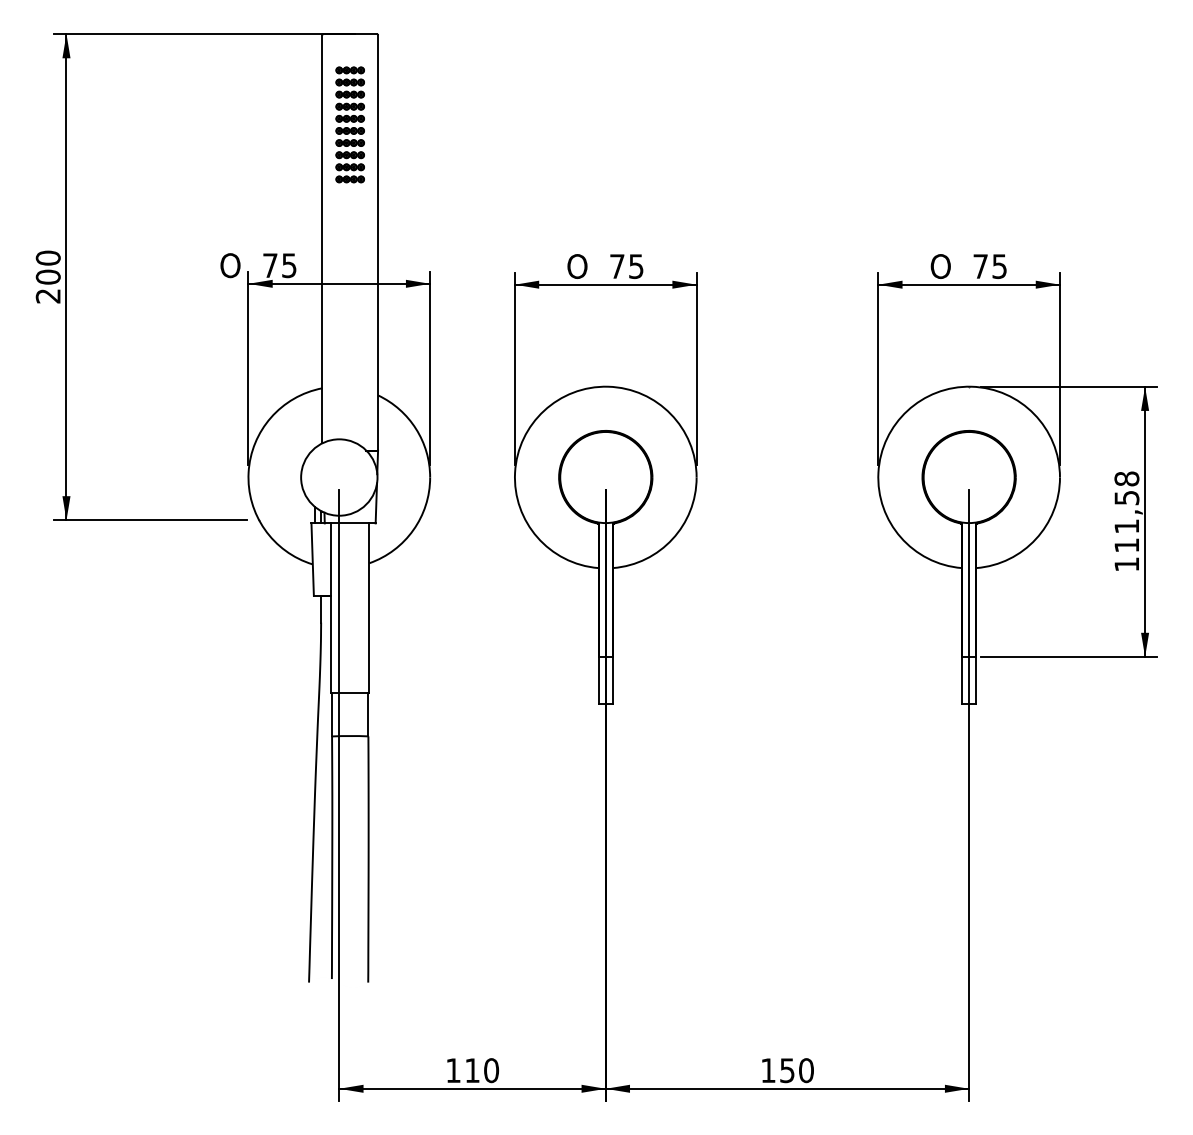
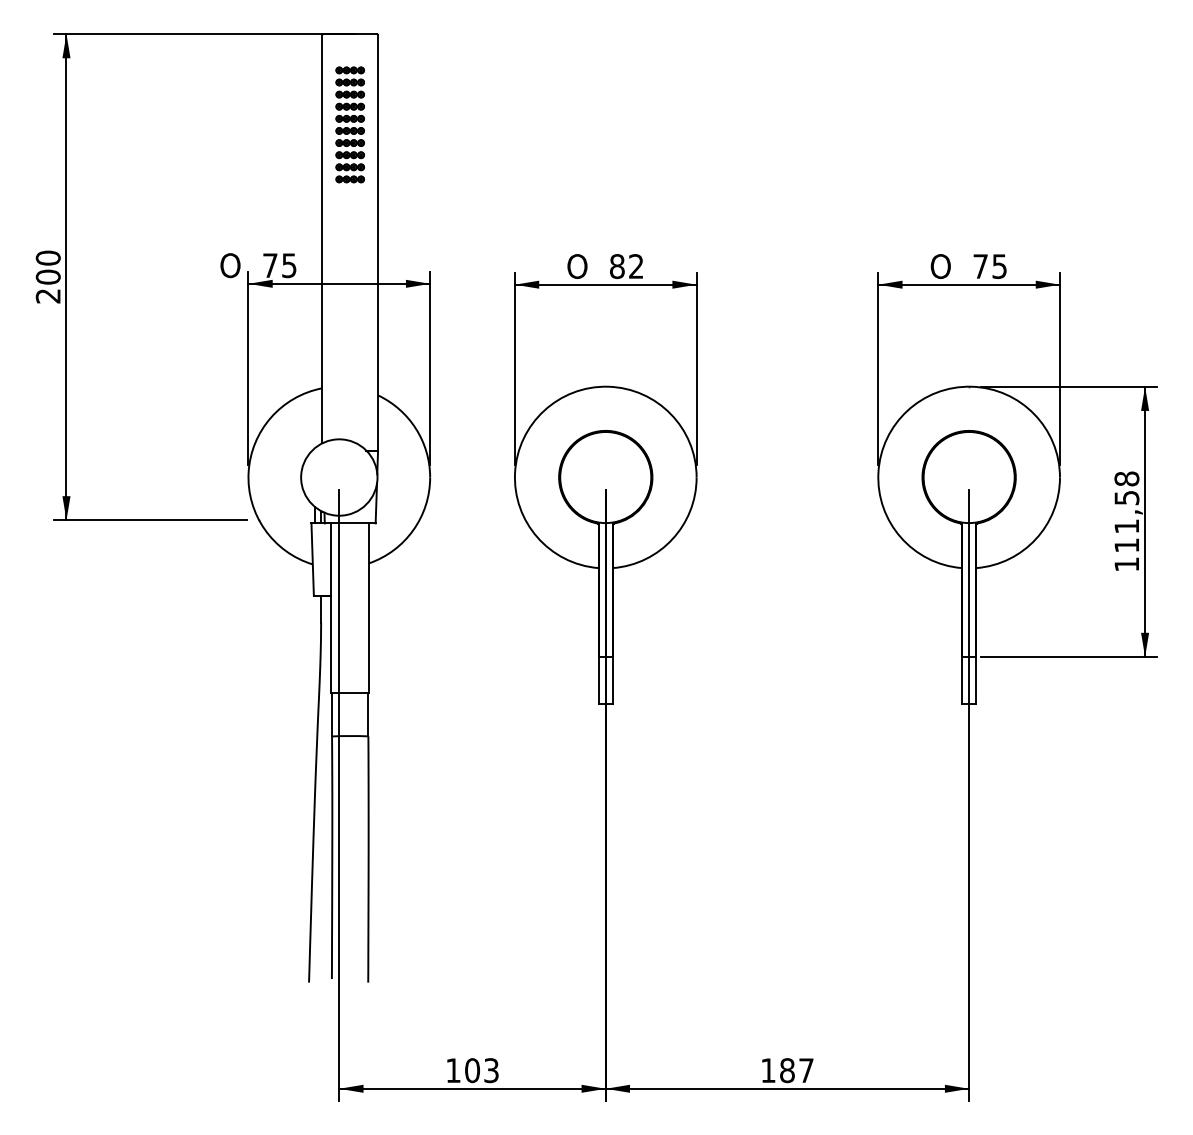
text: 75 -> 82 (626, 266)
text: 110 -> 103 (482, 1070)
text: 150 -> 187 (796, 1070)
